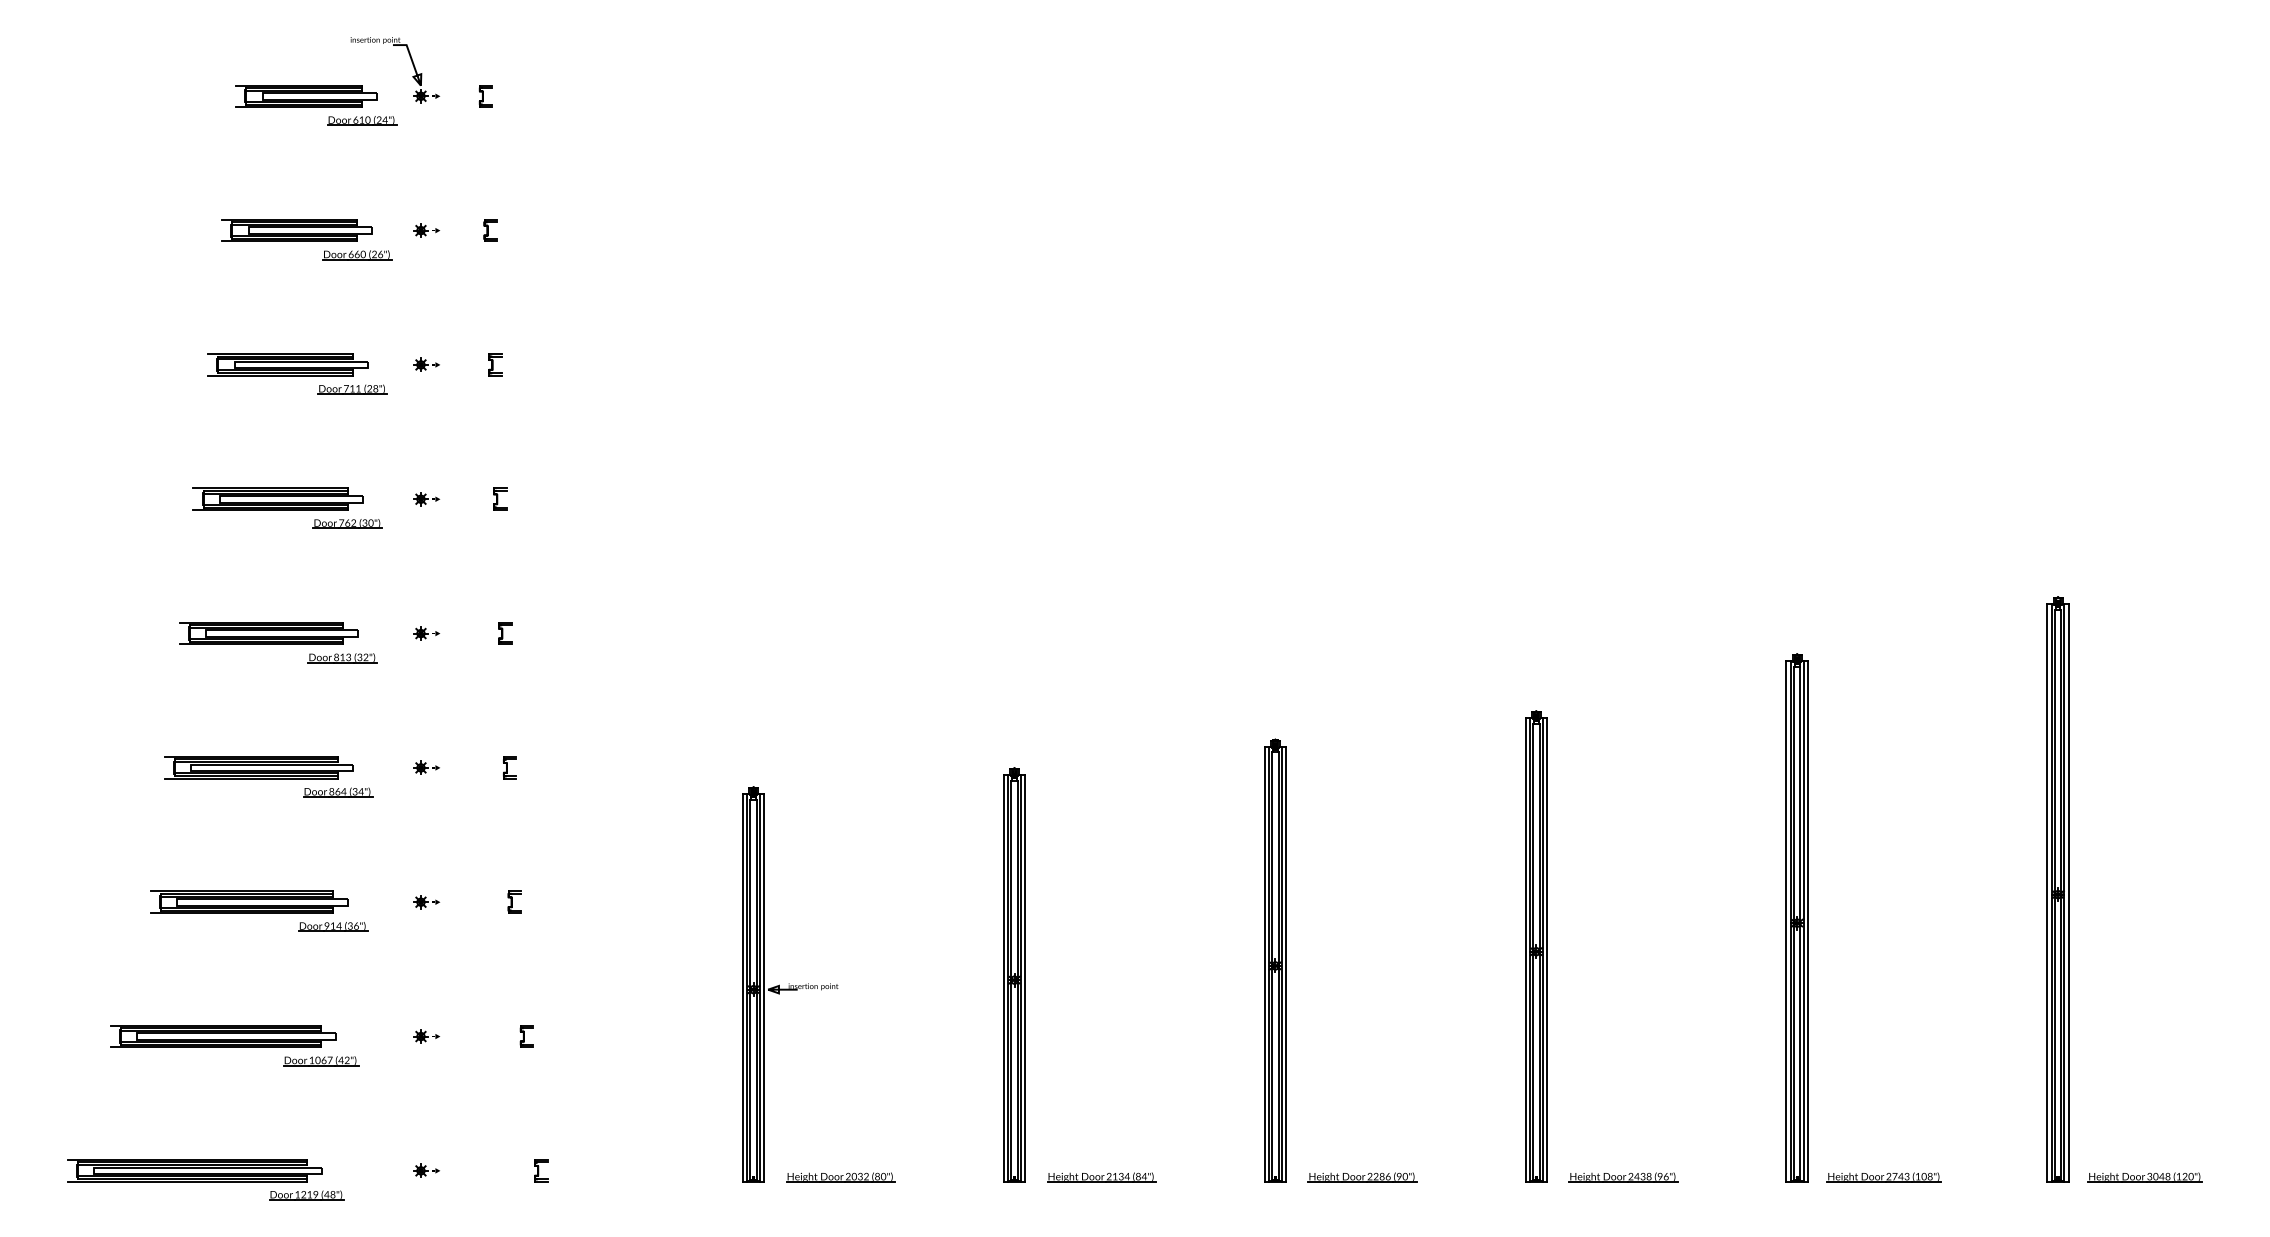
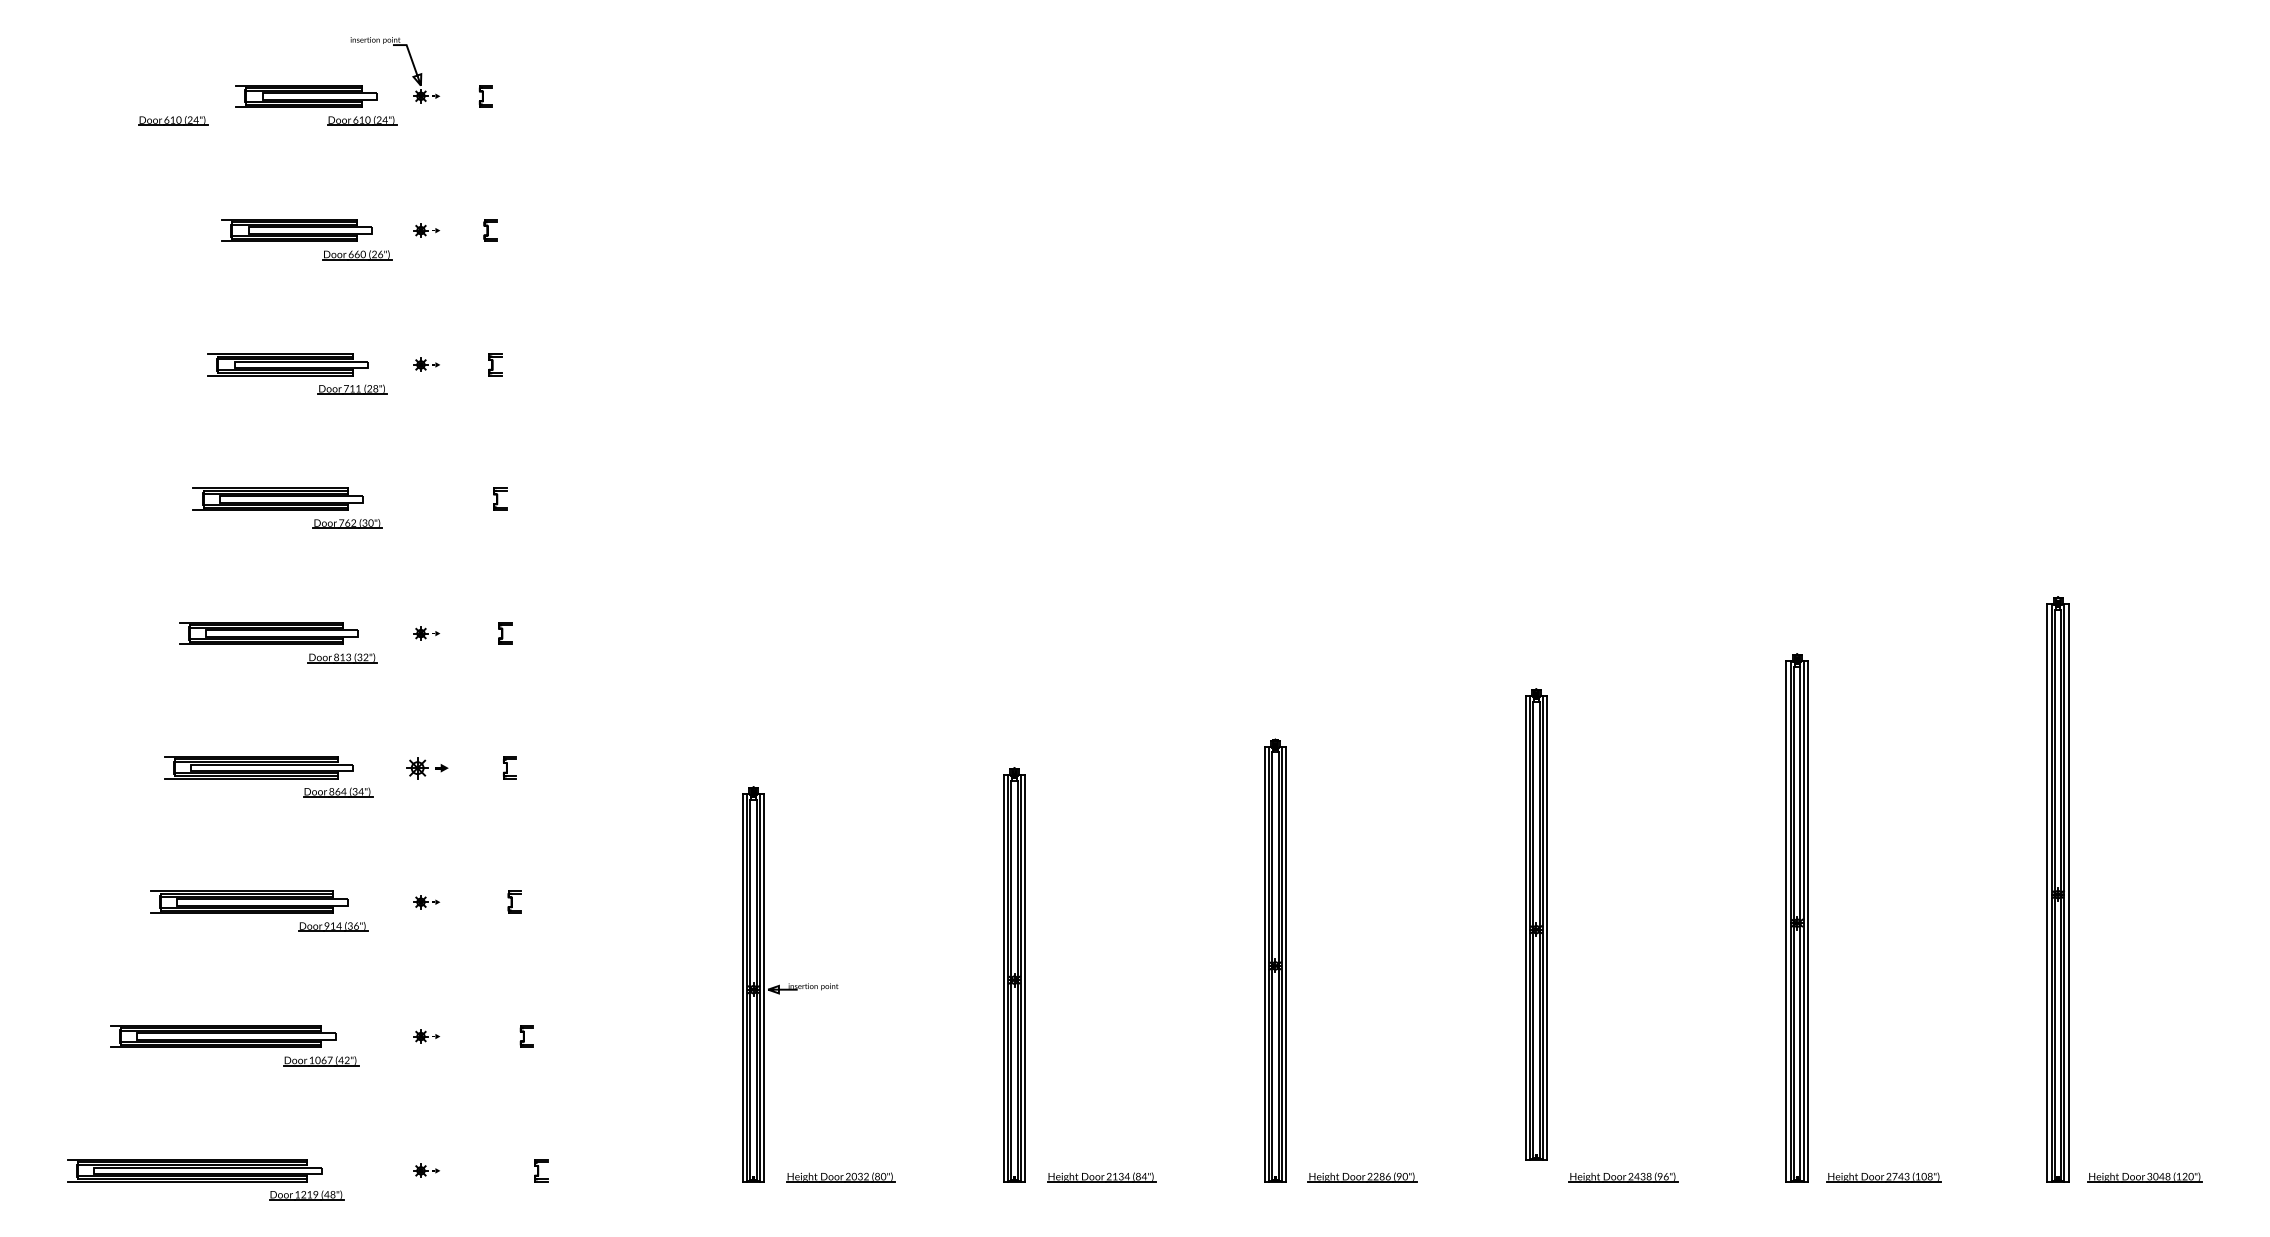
part: none -> present (173, 120)
part: present -> none (426, 499)
part size: 27x15 px -> 43x23 px (427, 768)
part position: (1536, 946) -> (1536, 924) (1536, 924)
